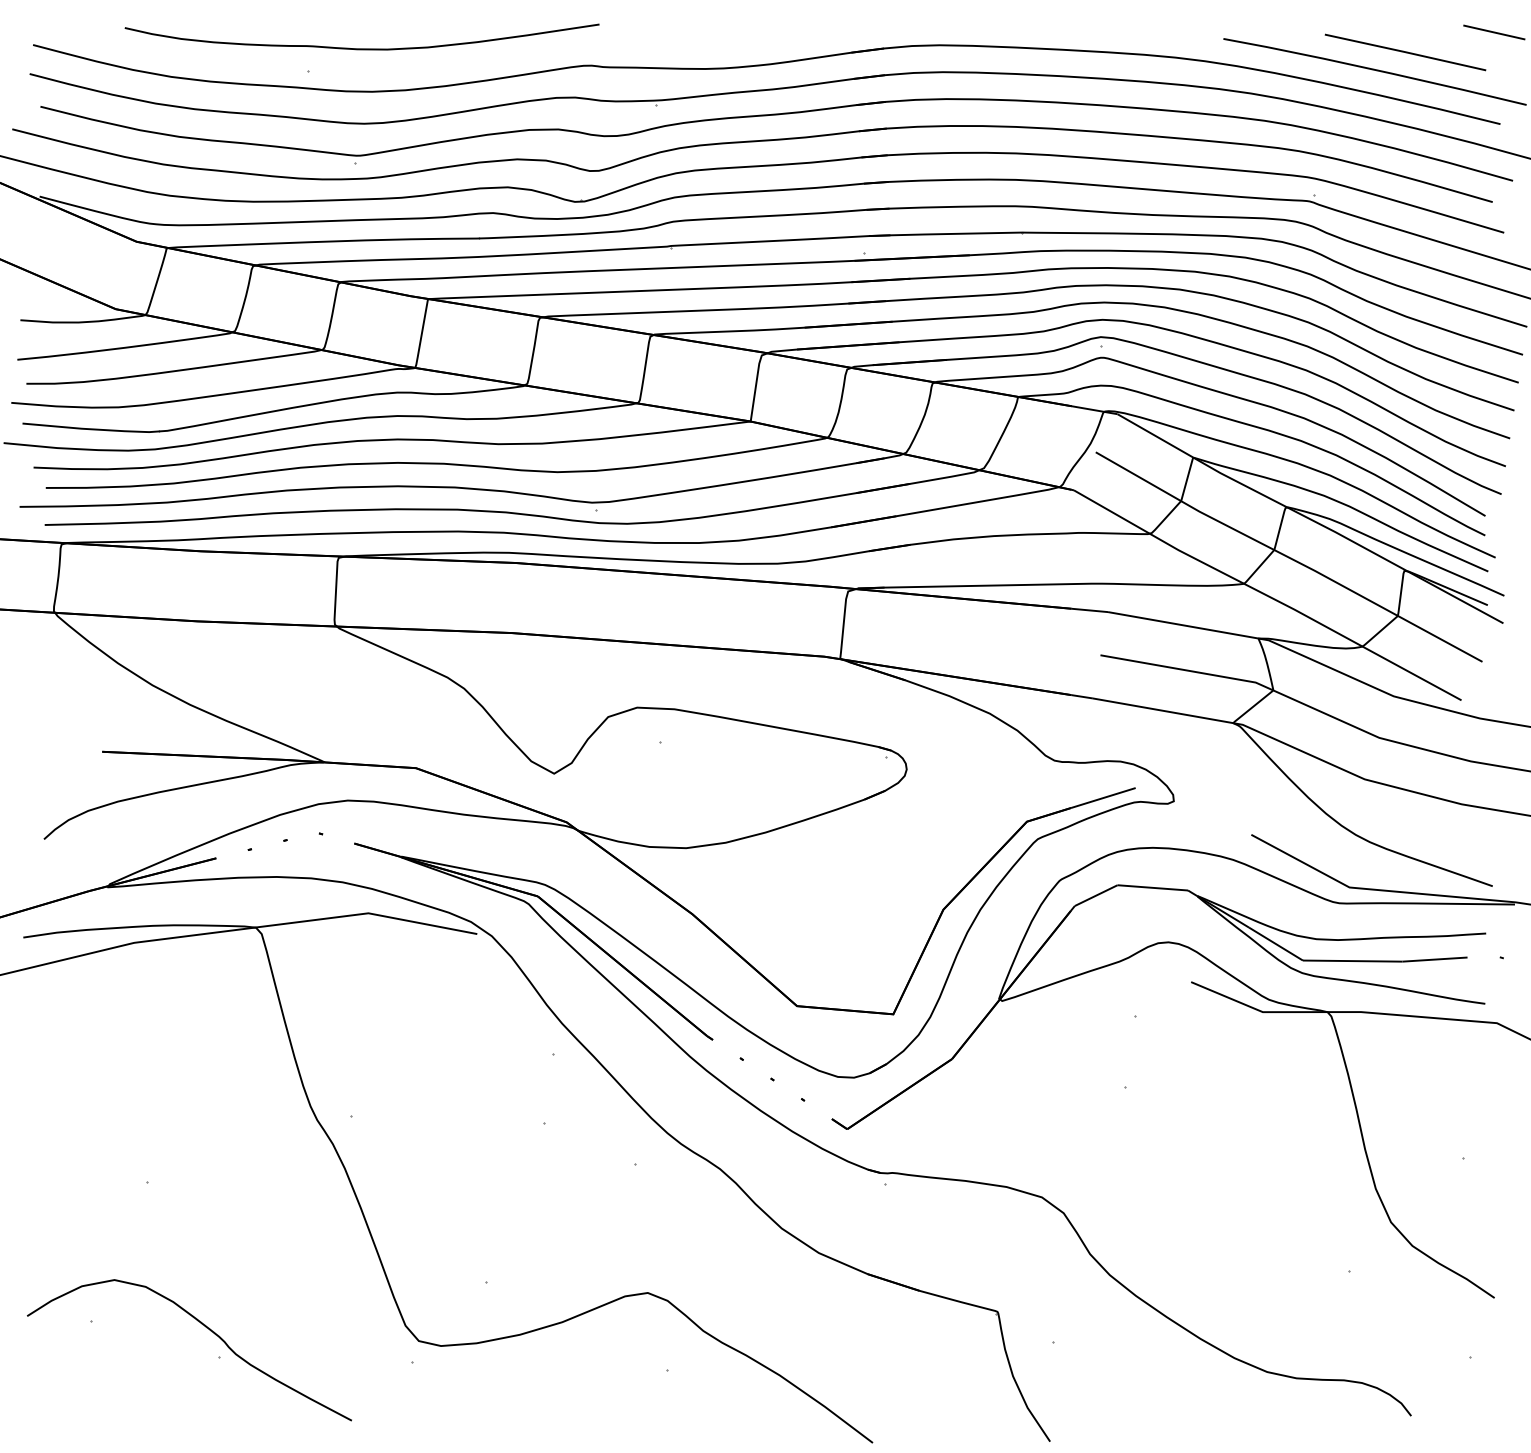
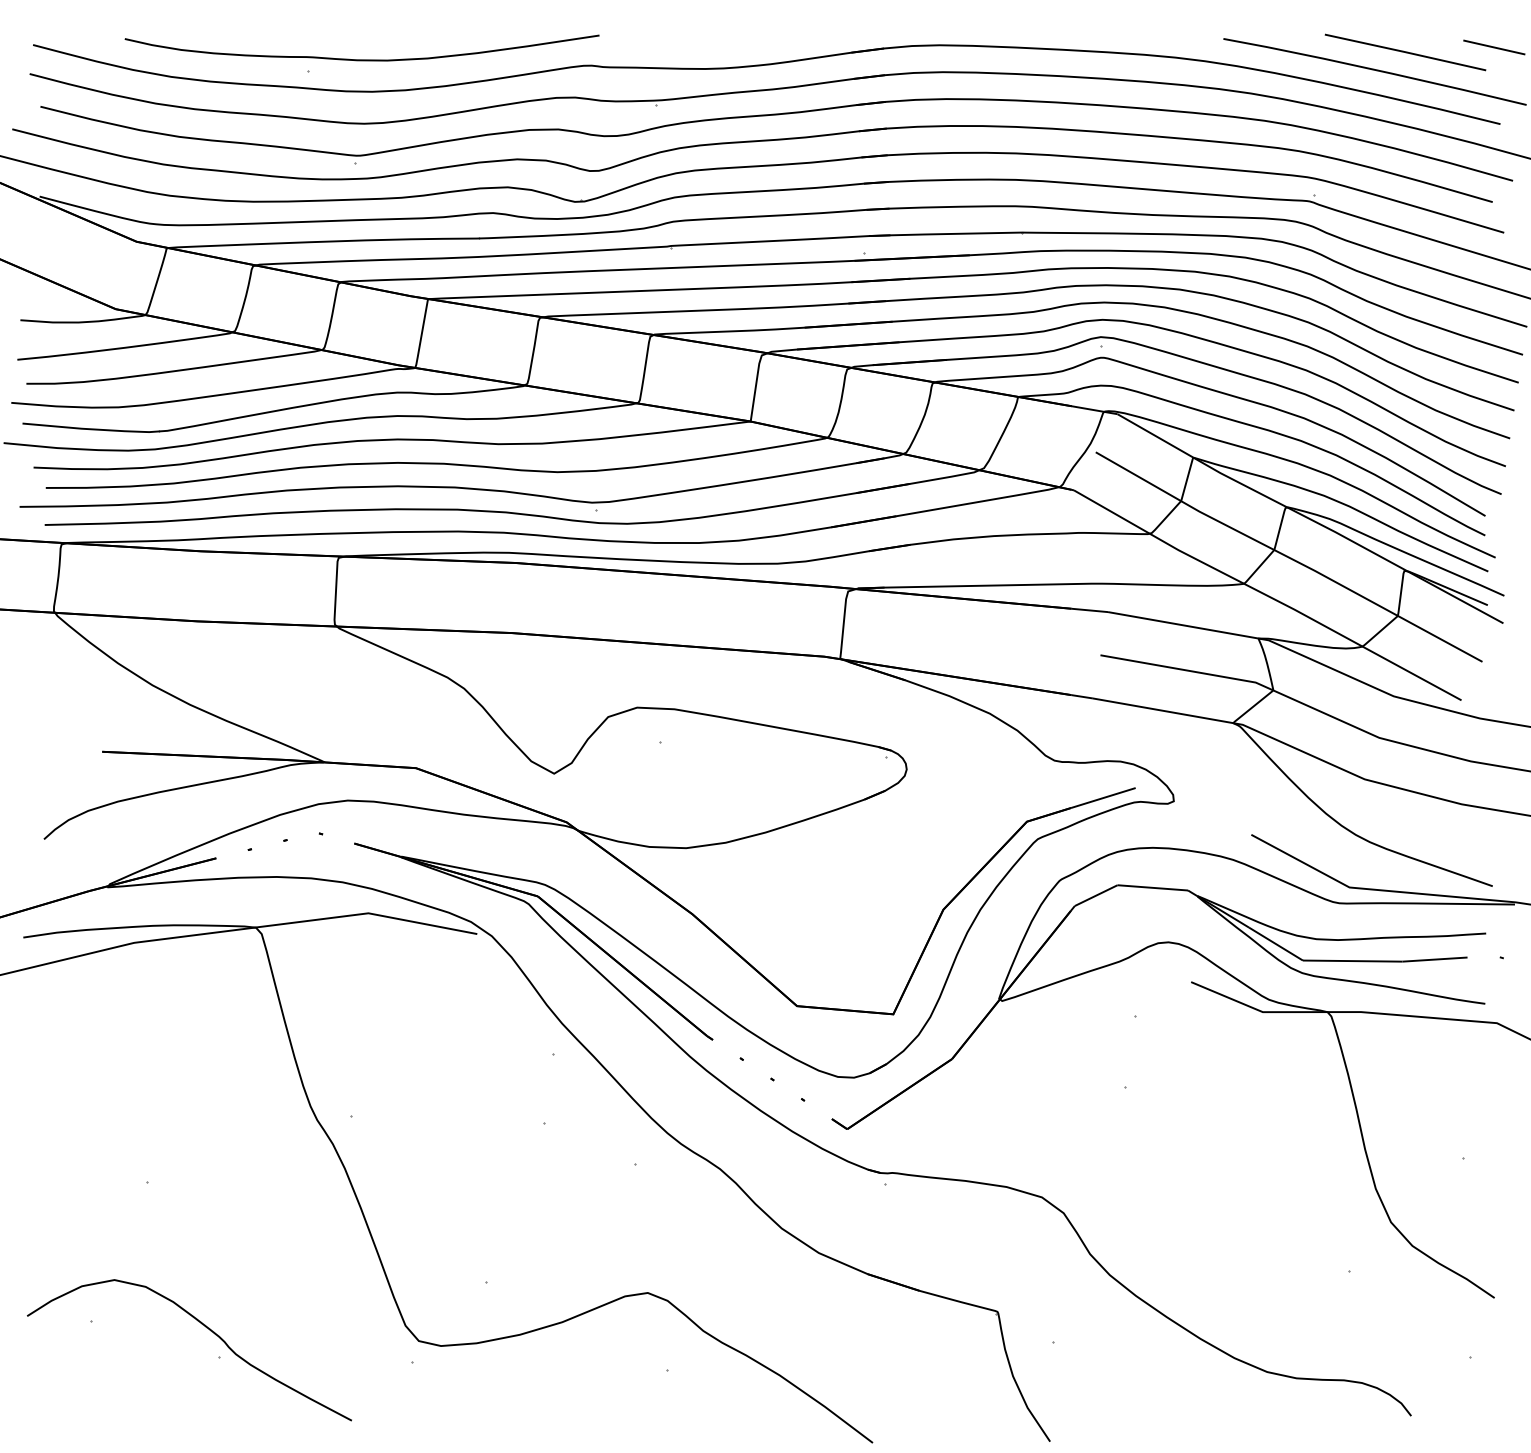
line position: (1494, 32) -> (1494, 47) (1494, 47)
curve position: (361, 48) -> (361, 59) (361, 59)
